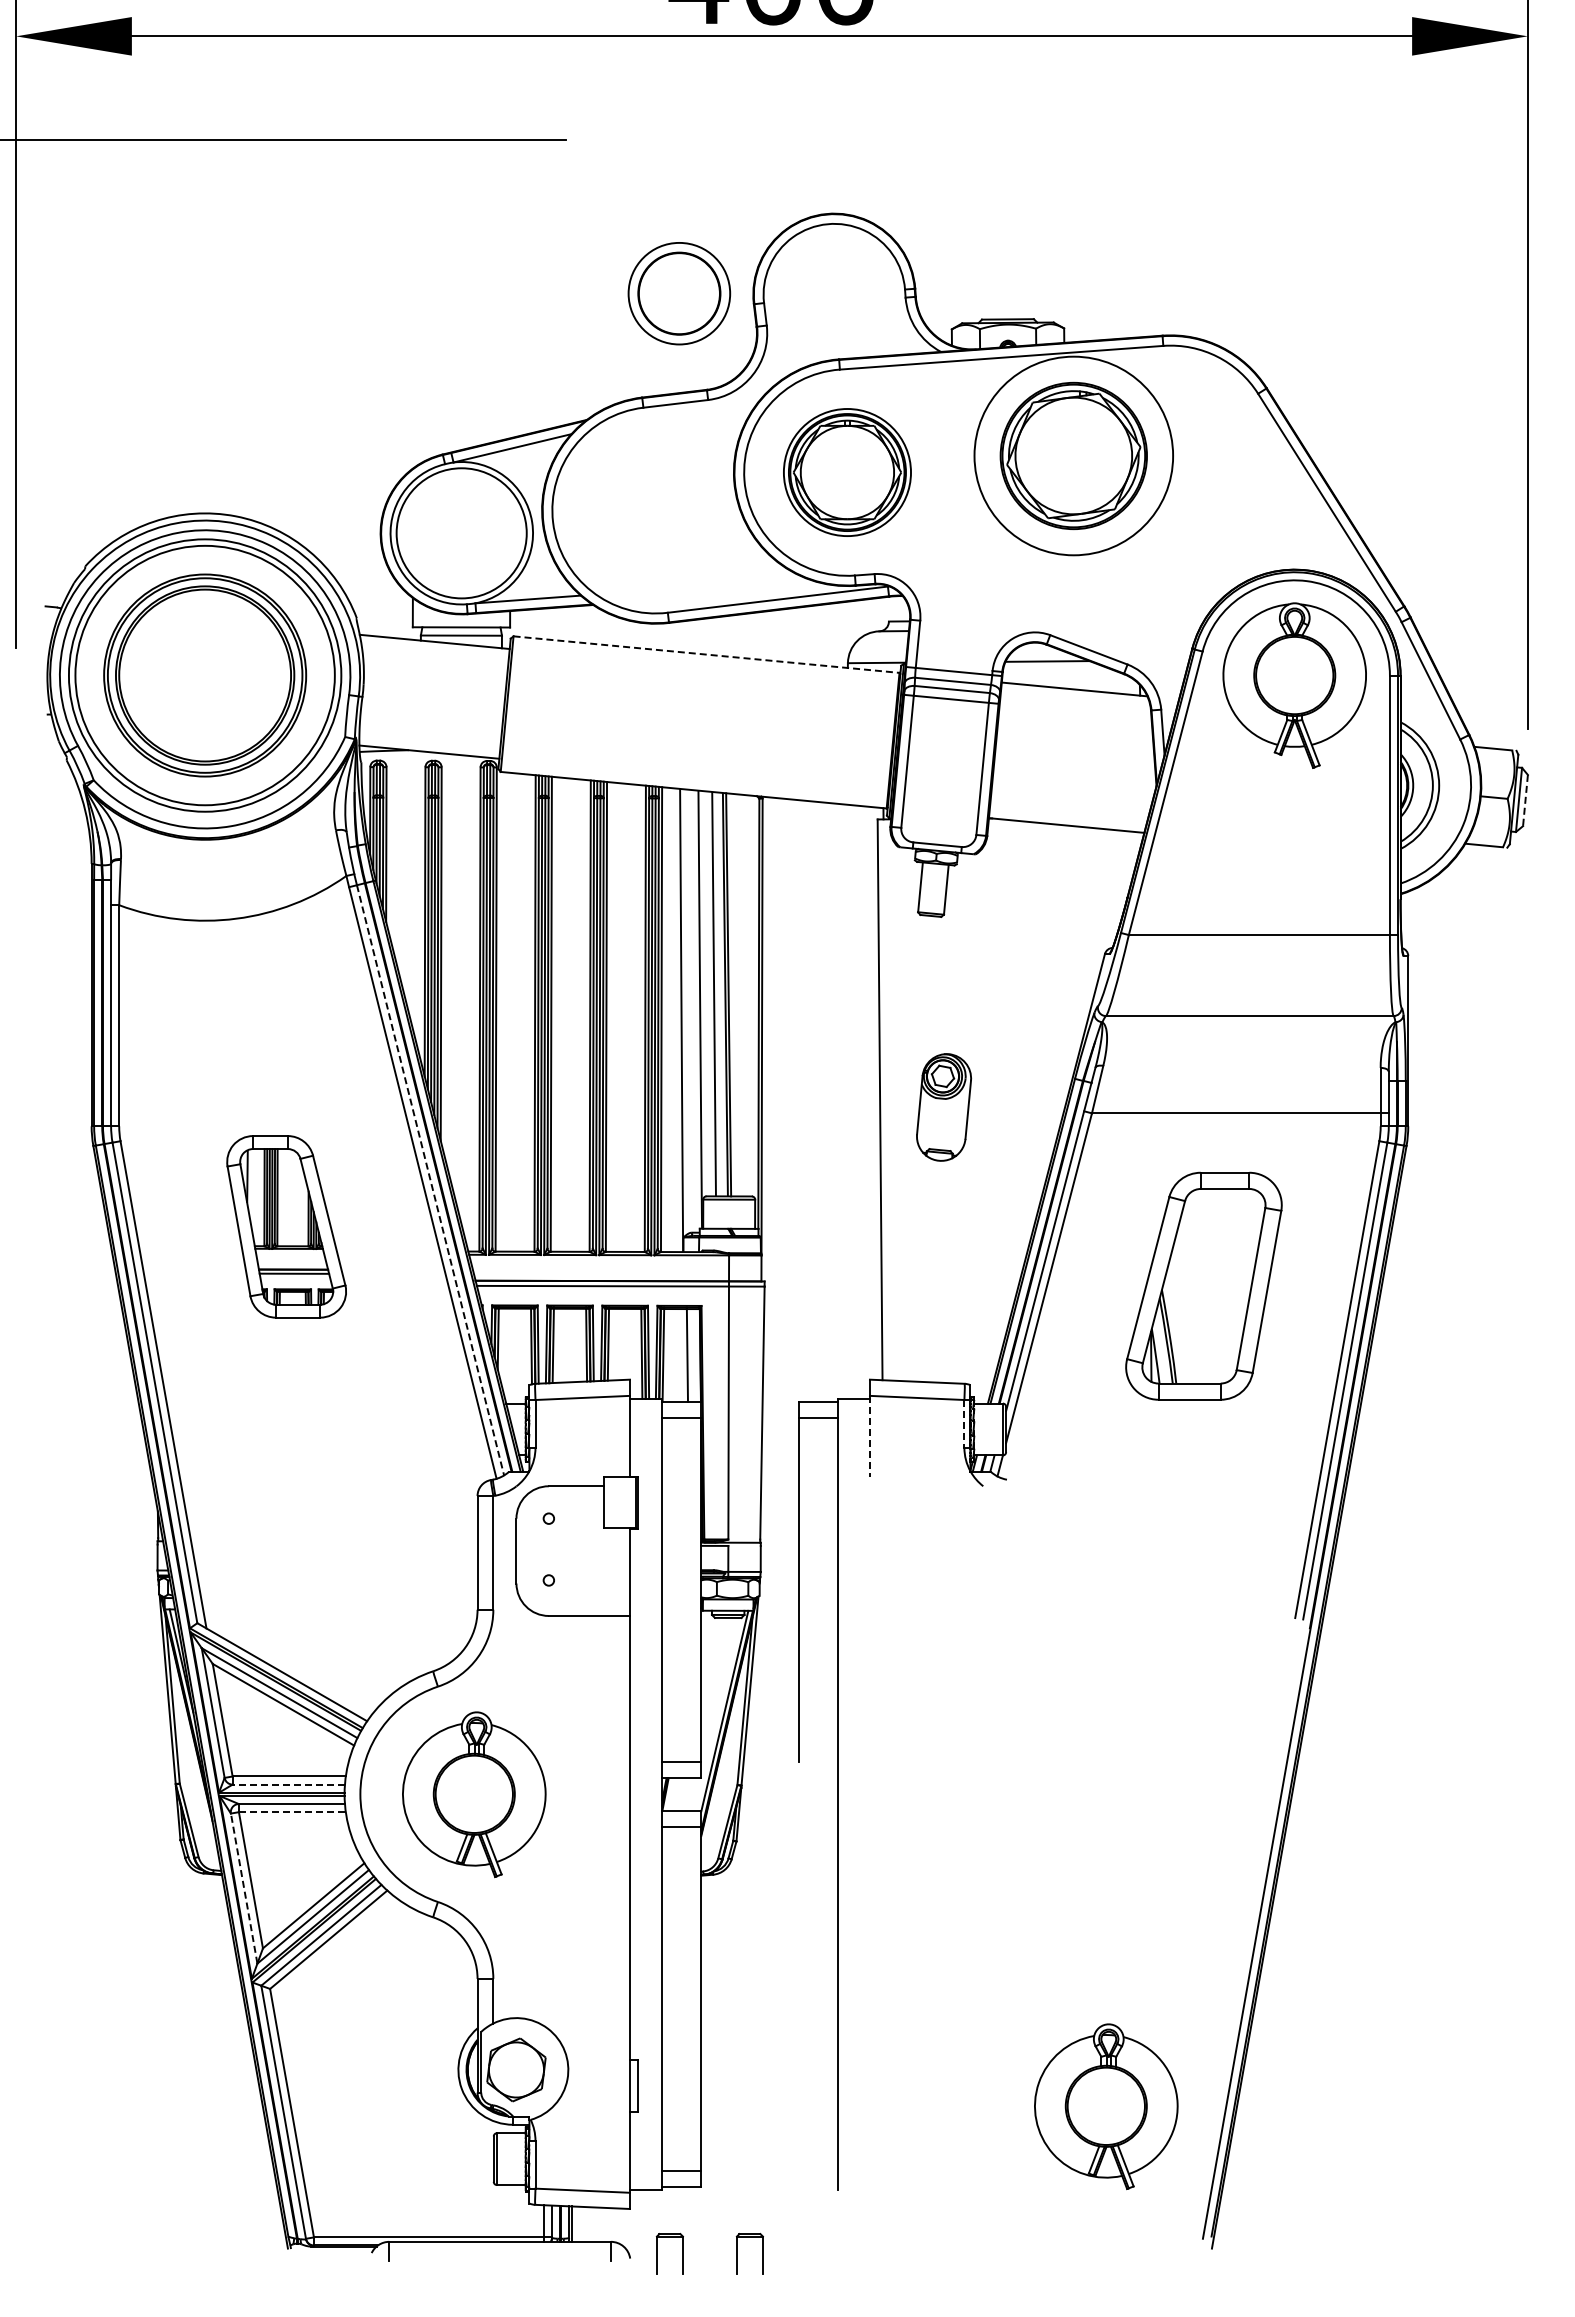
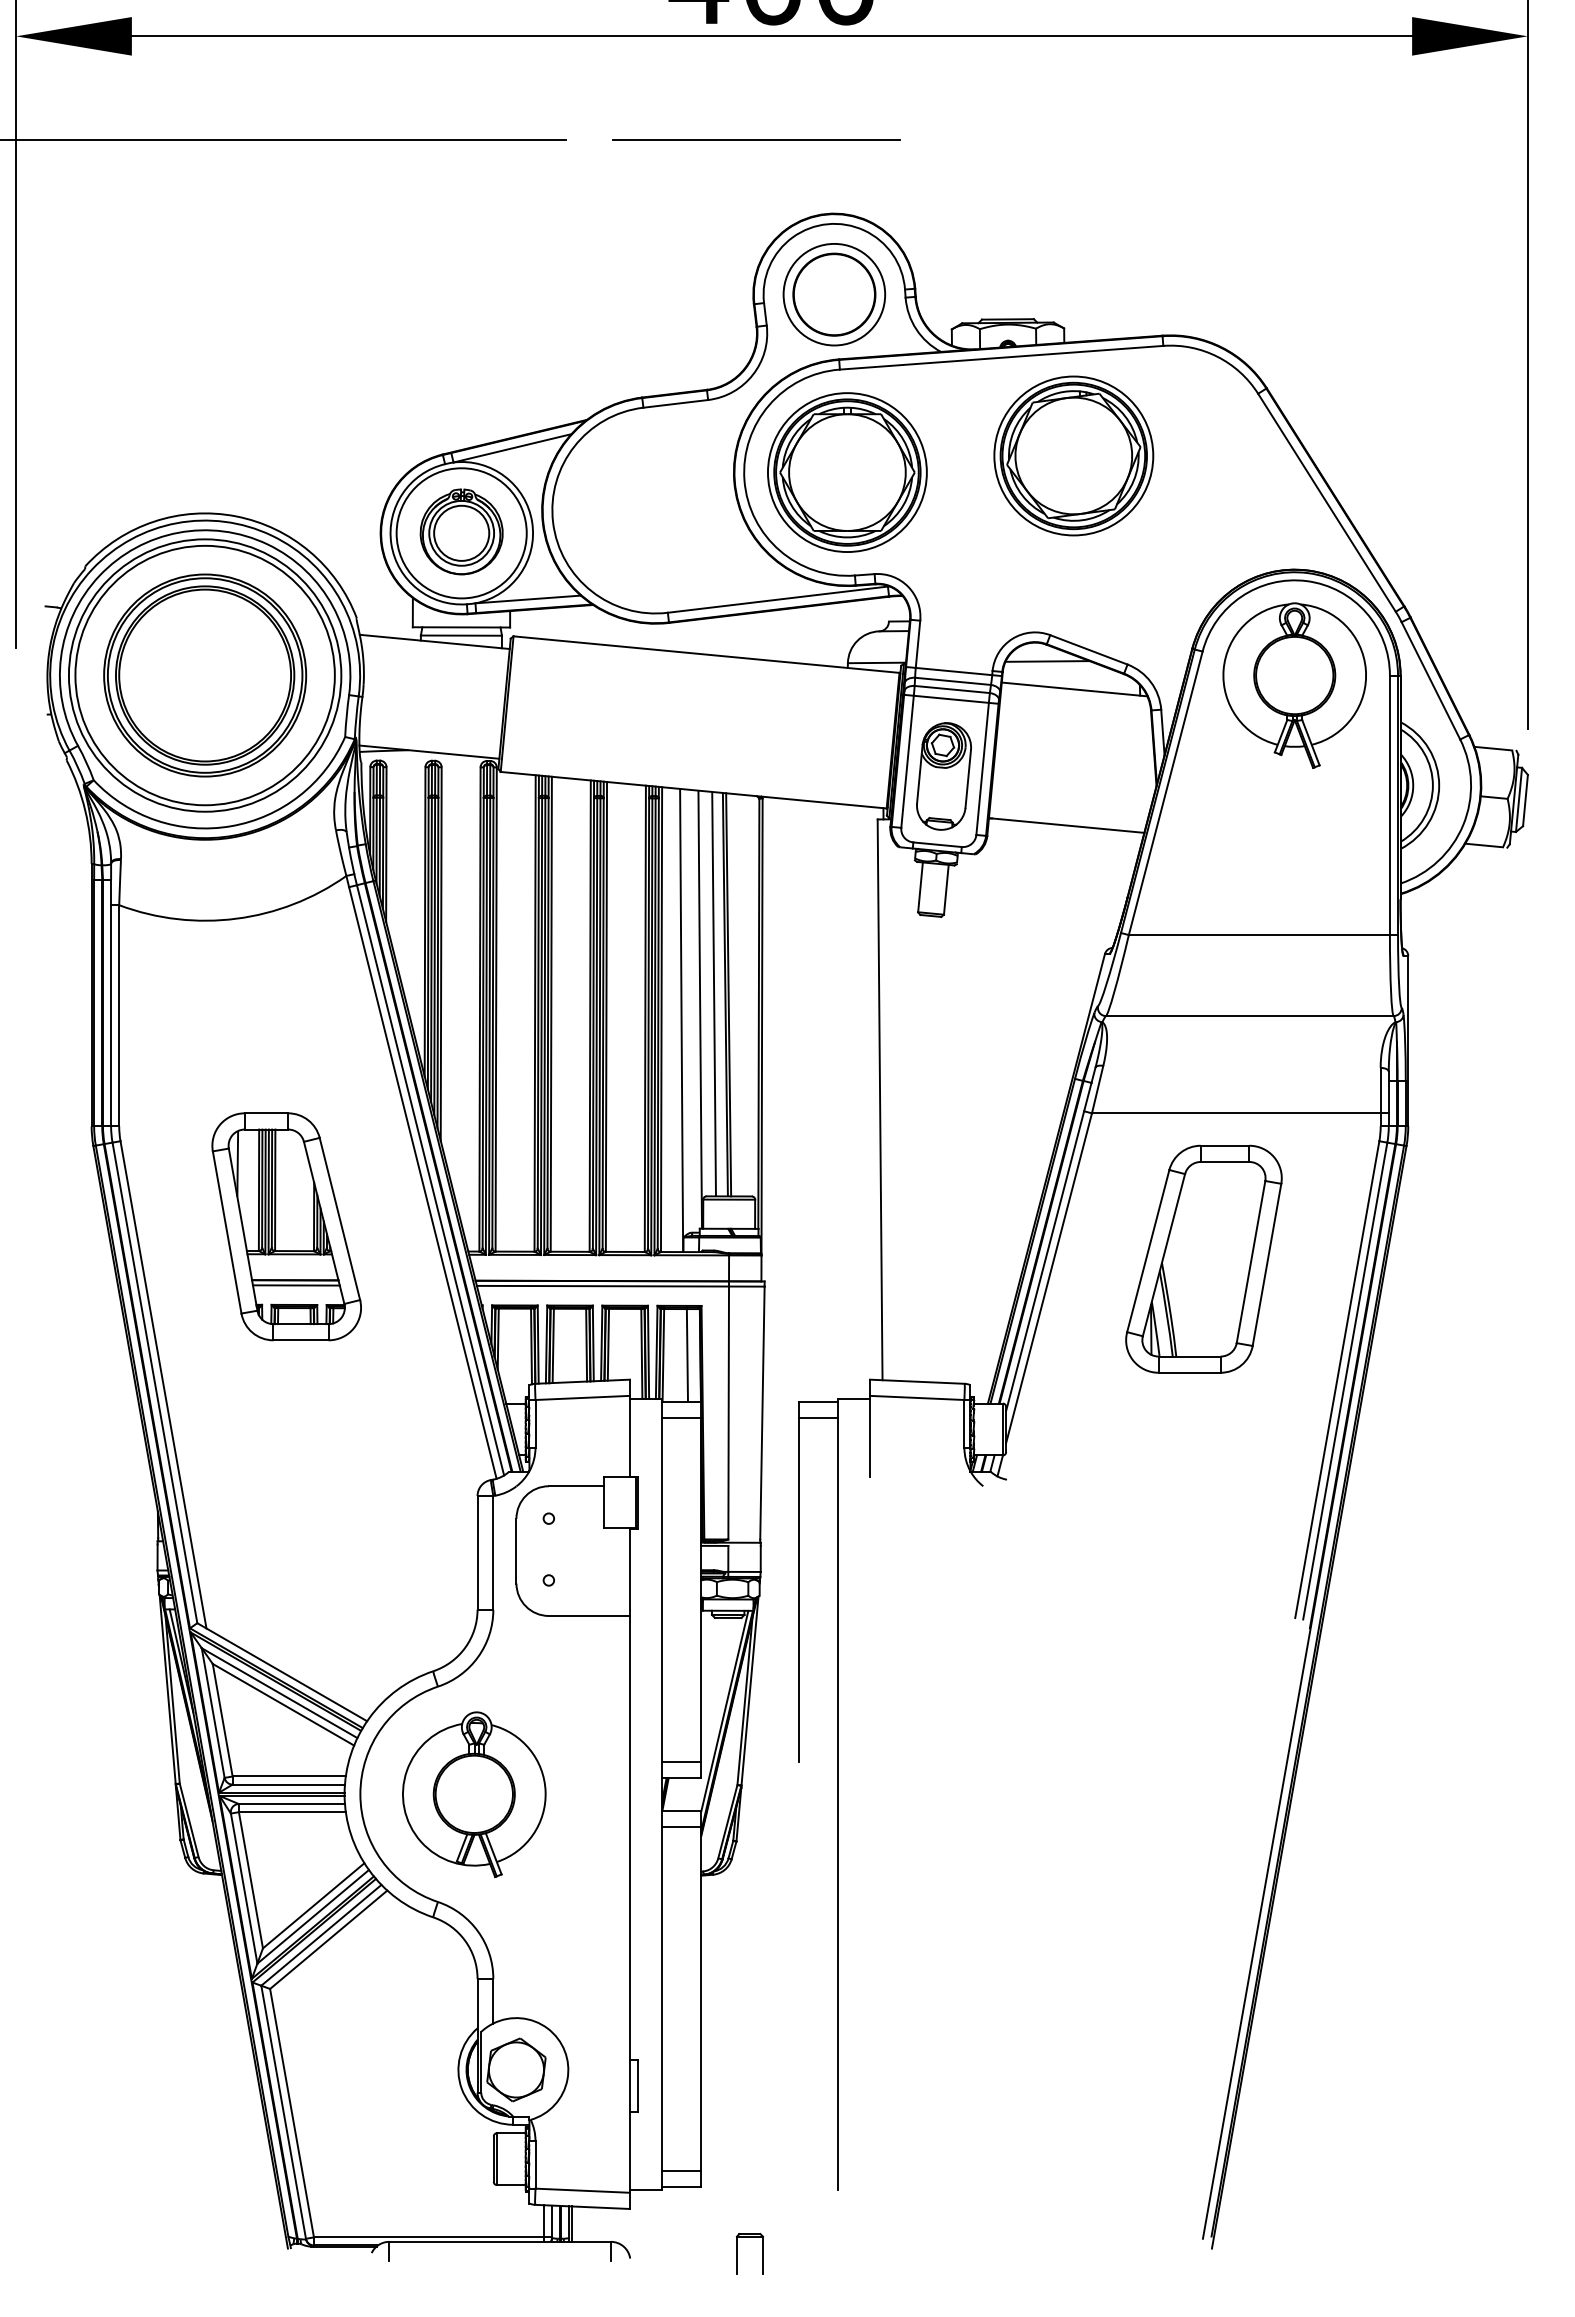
line: none -> present (756, 139)
part position: (679, 293) -> (834, 294) (834, 294)
circle diameter: 199 px -> 159 px (1073, 455)
part size: 129x129 px -> 161x161 px (847, 472)
part: none -> present (461, 531)
line: dashed -> solid (706, 654)
line: dashed -> solid (1525, 800)
part position: (943, 1107) -> (943, 776) (943, 776)
line: dashed -> solid (430, 1180)
part size: 121x184 px -> 151x230 px (286, 1226)
part position: (1203, 1285) -> (1203, 1258) (1203, 1258)
line: dashed -> solid (964, 1423)
line: dashed -> solid (869, 1436)
line: dashed -> solid (288, 1784)
line: dashed -> solid (292, 1812)
line: dashed -> solid (244, 1888)
part: present -> none (1106, 2106)
part: present -> none (657, 2253)
